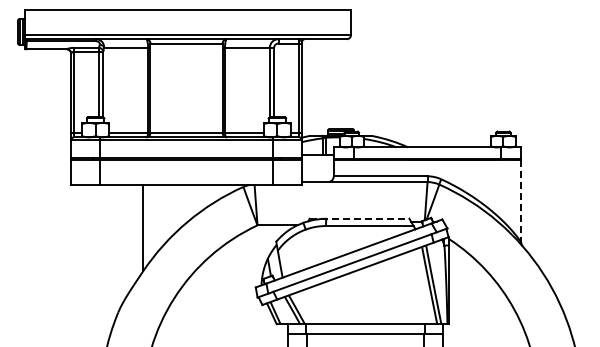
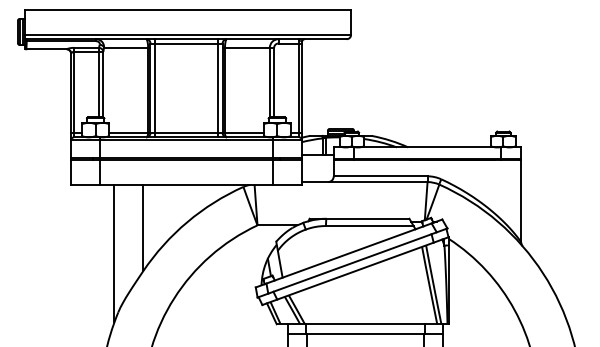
line: none -> present (154, 88)
line: none -> present (218, 88)
line: dashed -> solid (521, 202)
line: dashed -> solid (359, 218)
line: none -> present (114, 253)
